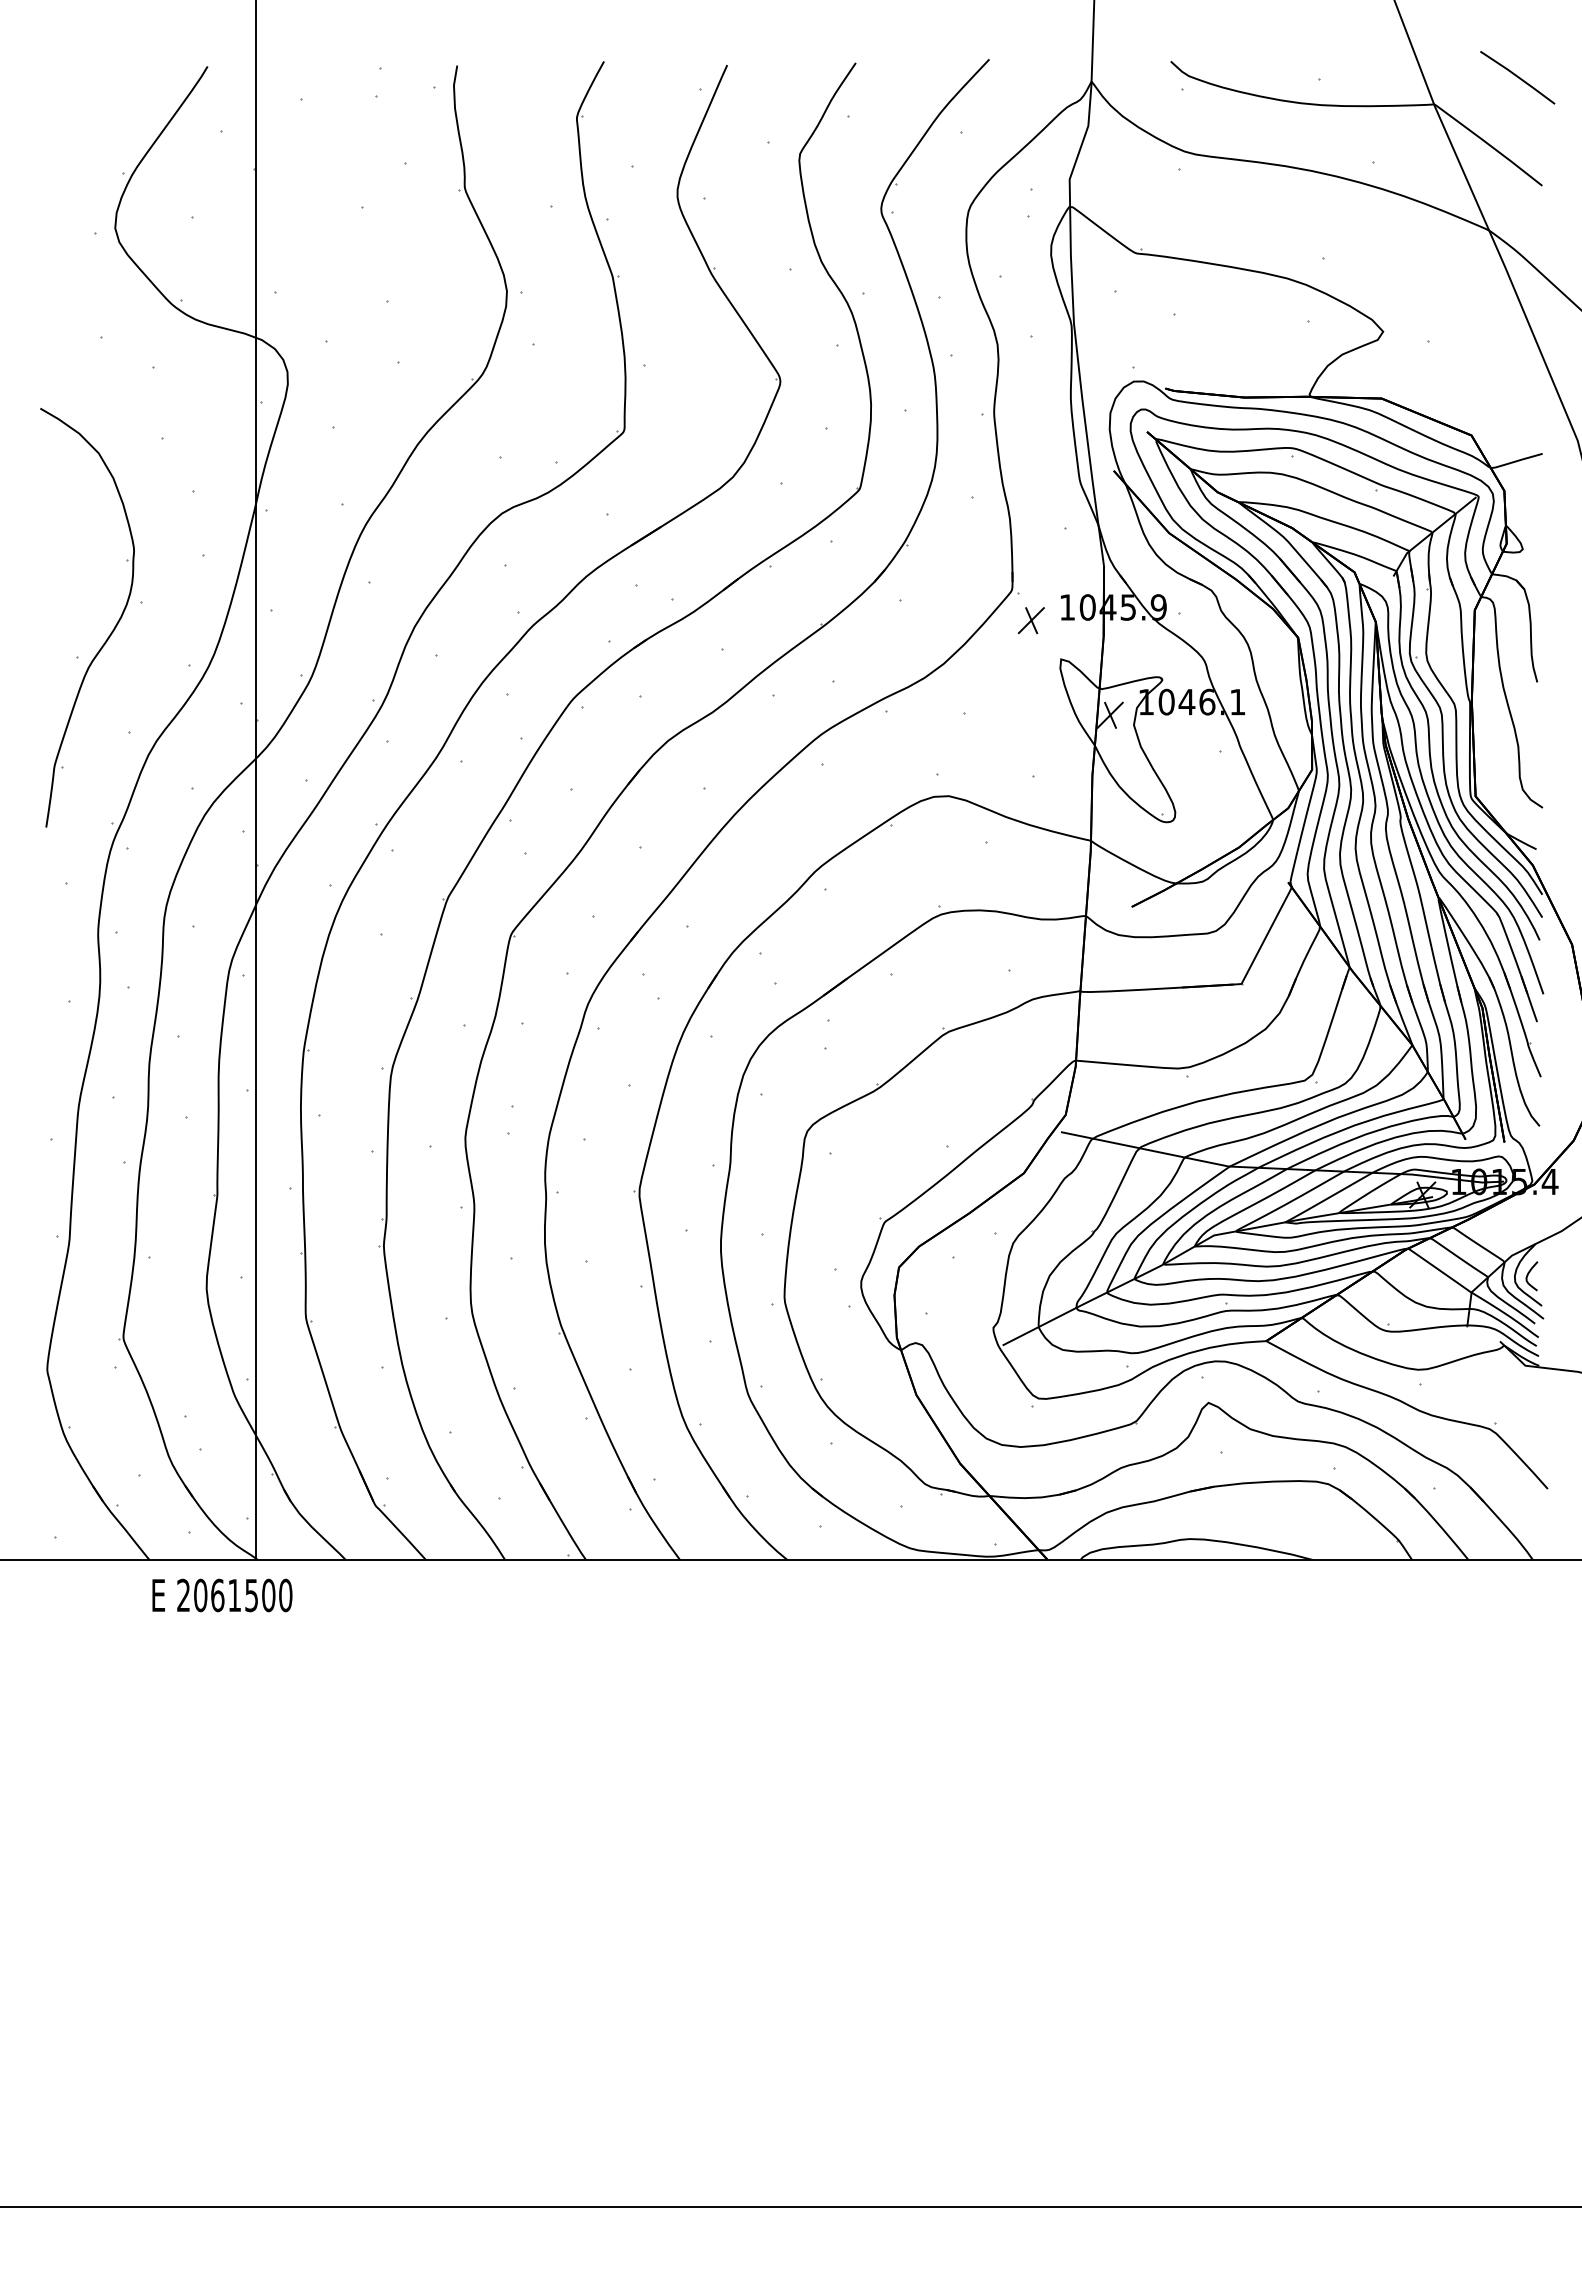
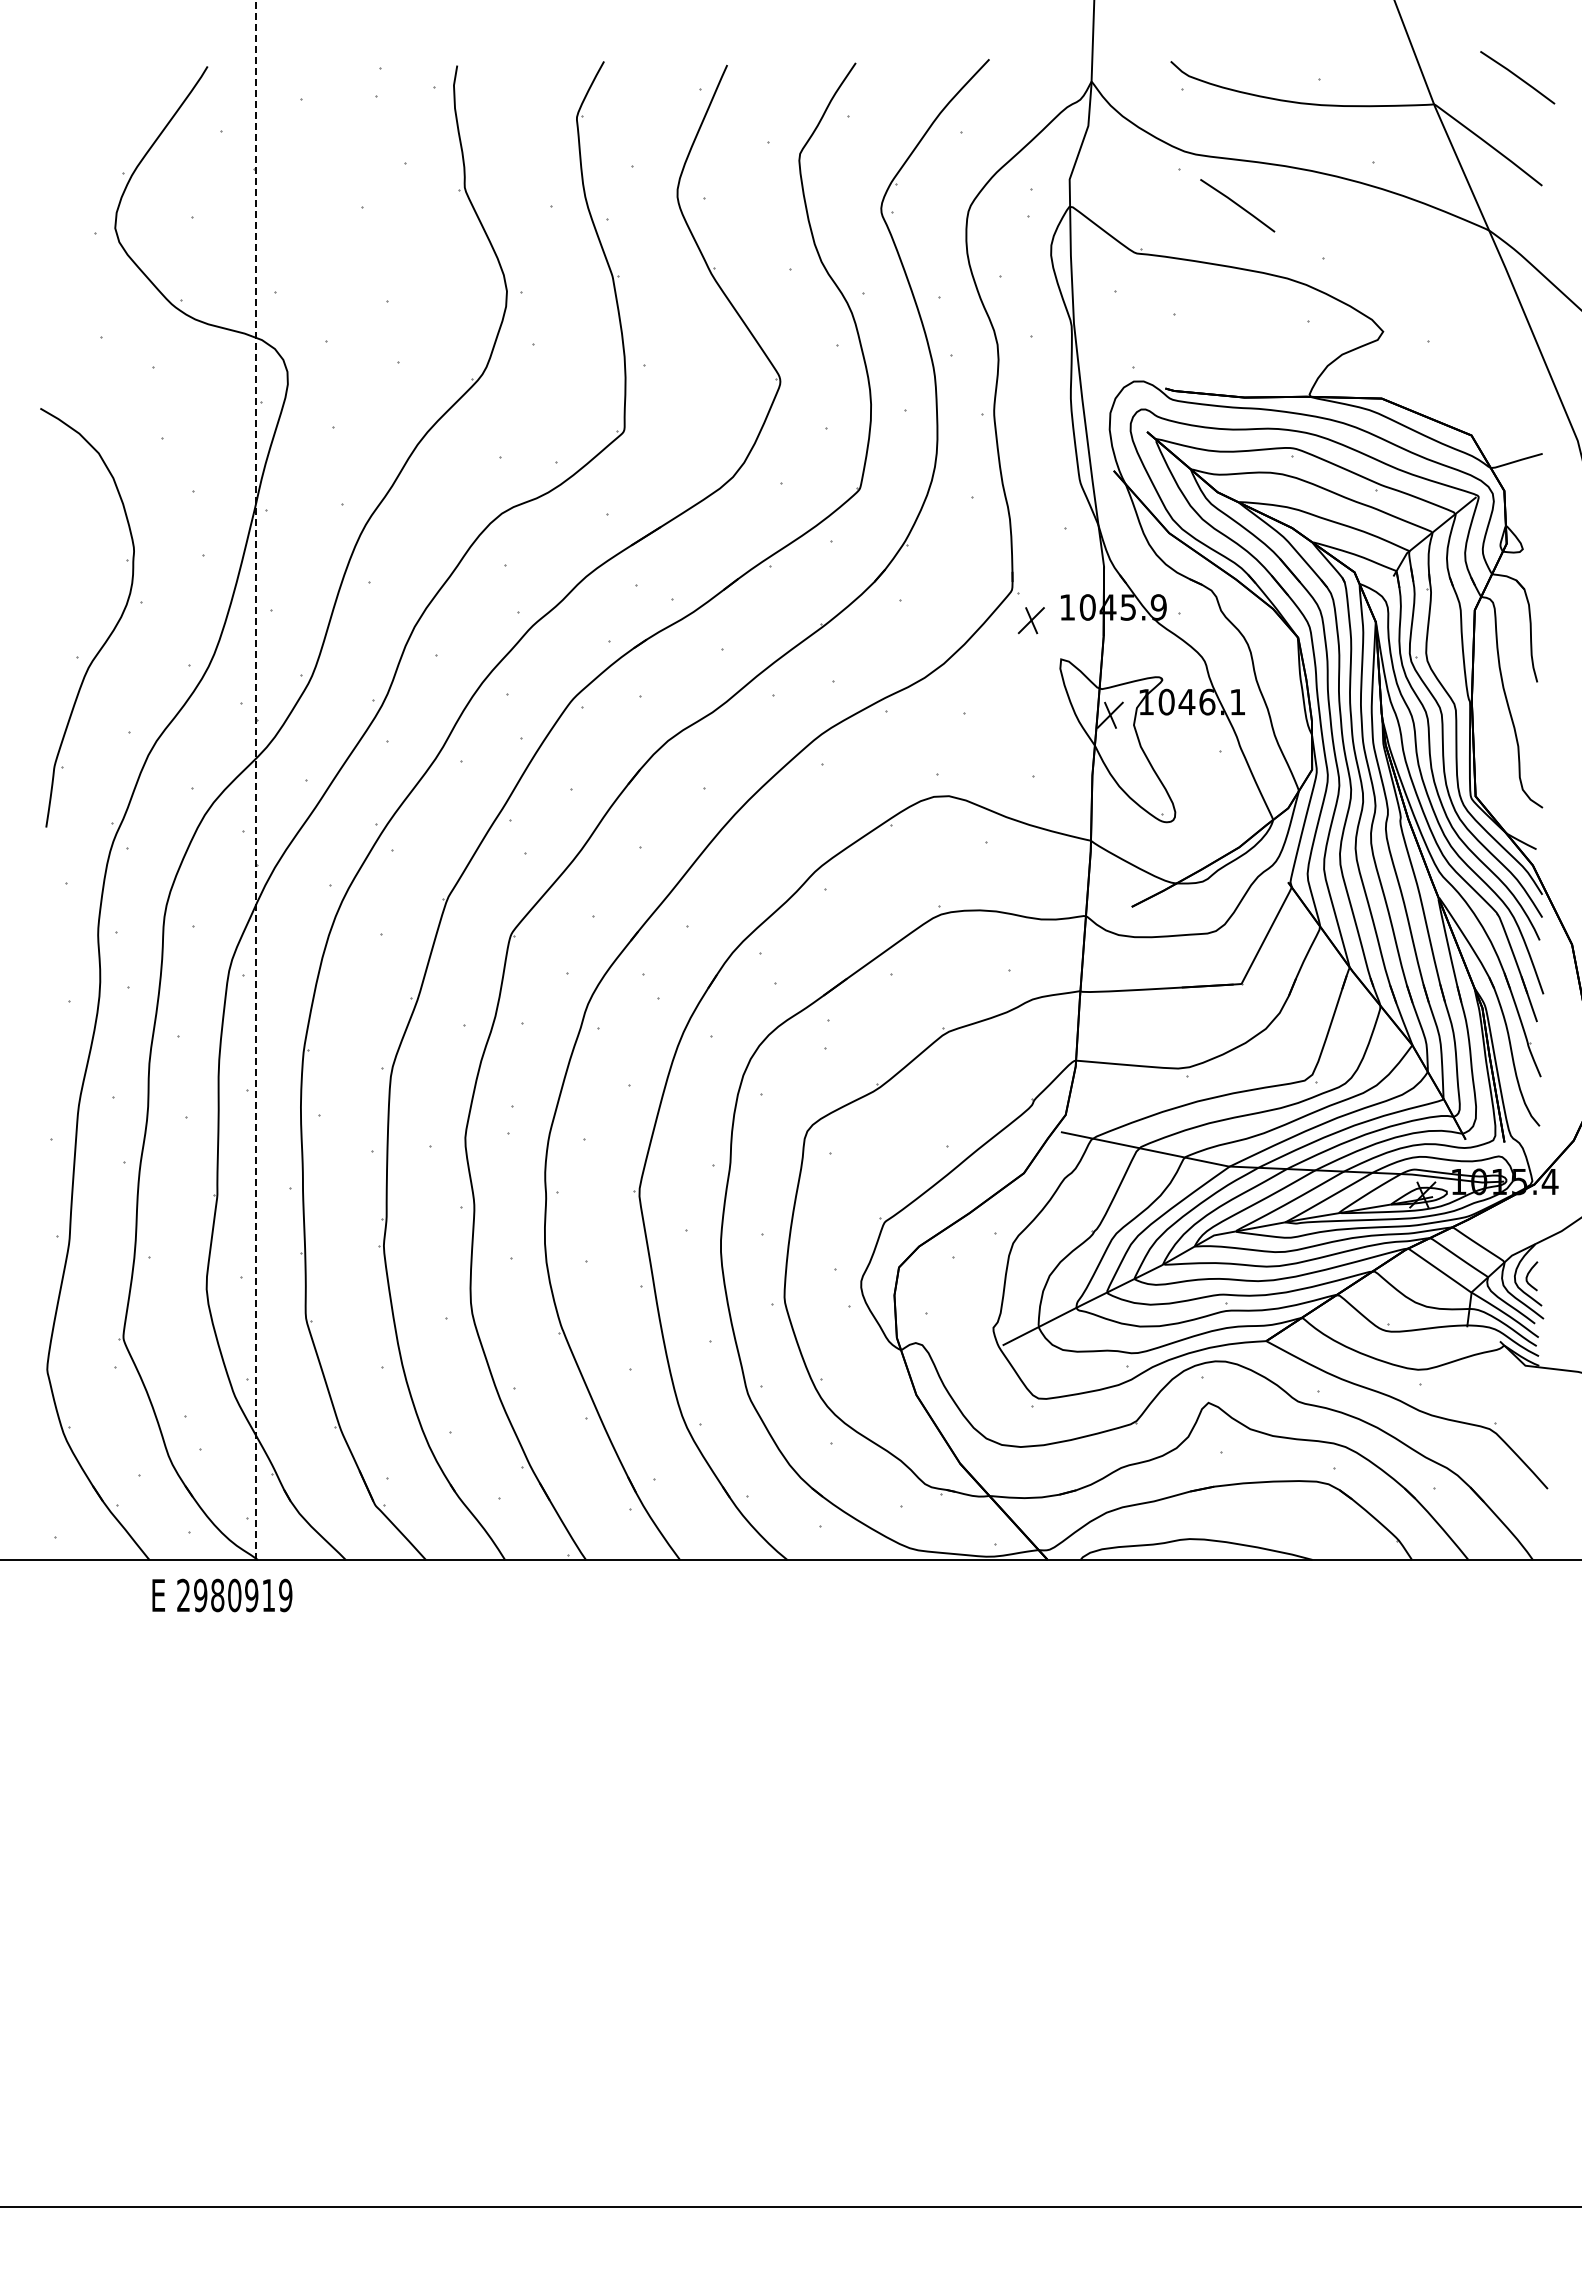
line: none -> present (1237, 205)
line: solid -> dashed (255, 779)
text: 2061500 -> 2980919 (243, 1595)
